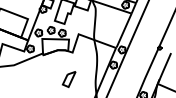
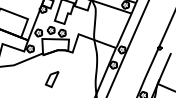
part position: (68, 79) -> (51, 79) (51, 79)
